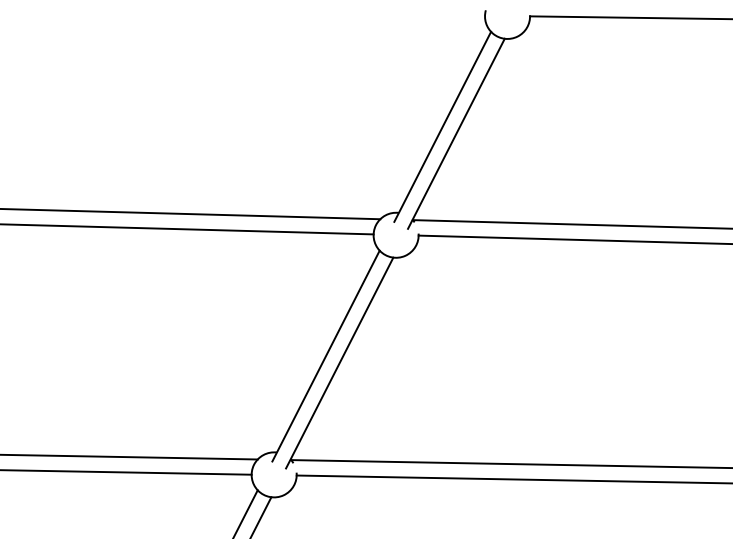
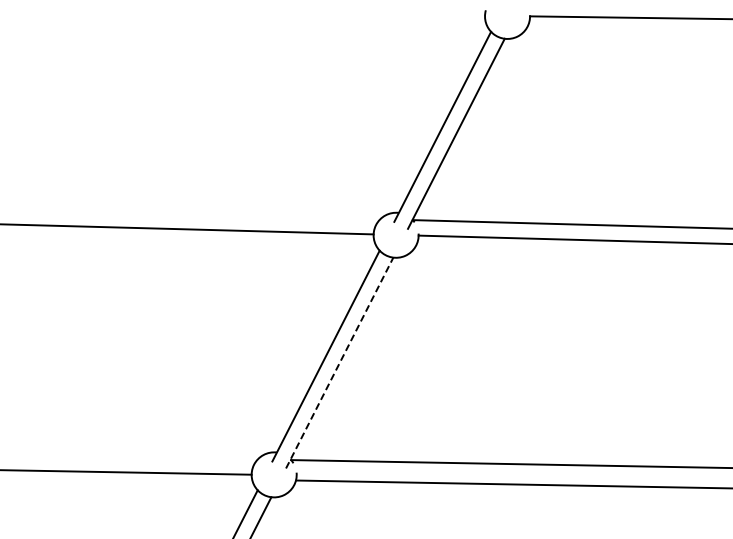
line: present -> none (191, 214)
line: solid -> dashed (339, 362)
line: present -> none (129, 456)
line position: (512, 479) -> (512, 484) (512, 484)
